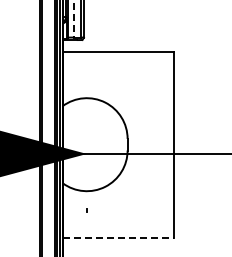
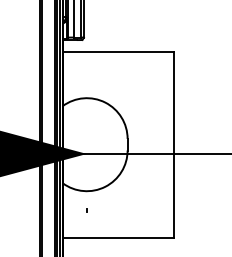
line: dashed -> solid (73, 19)
line: dashed -> solid (118, 237)
